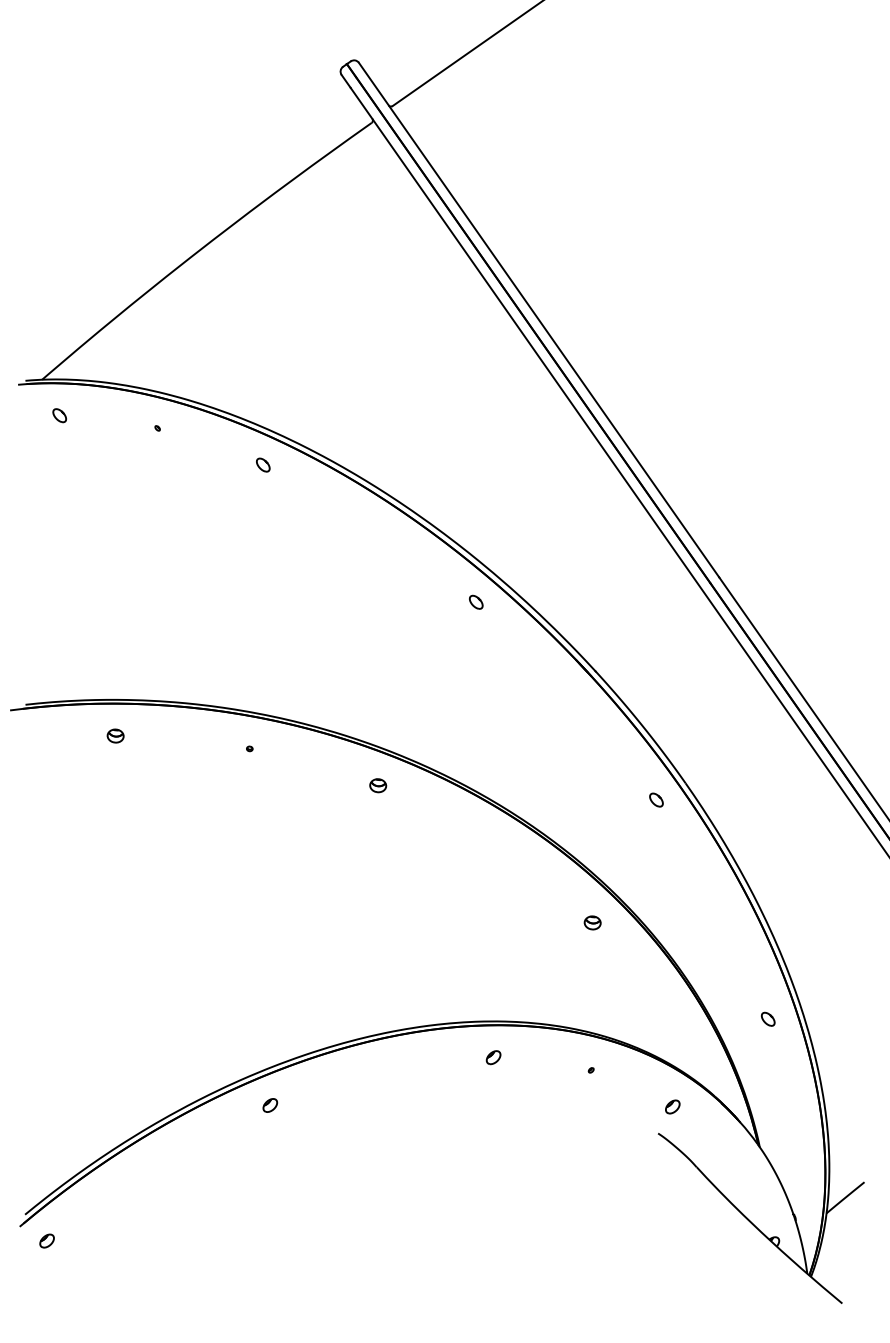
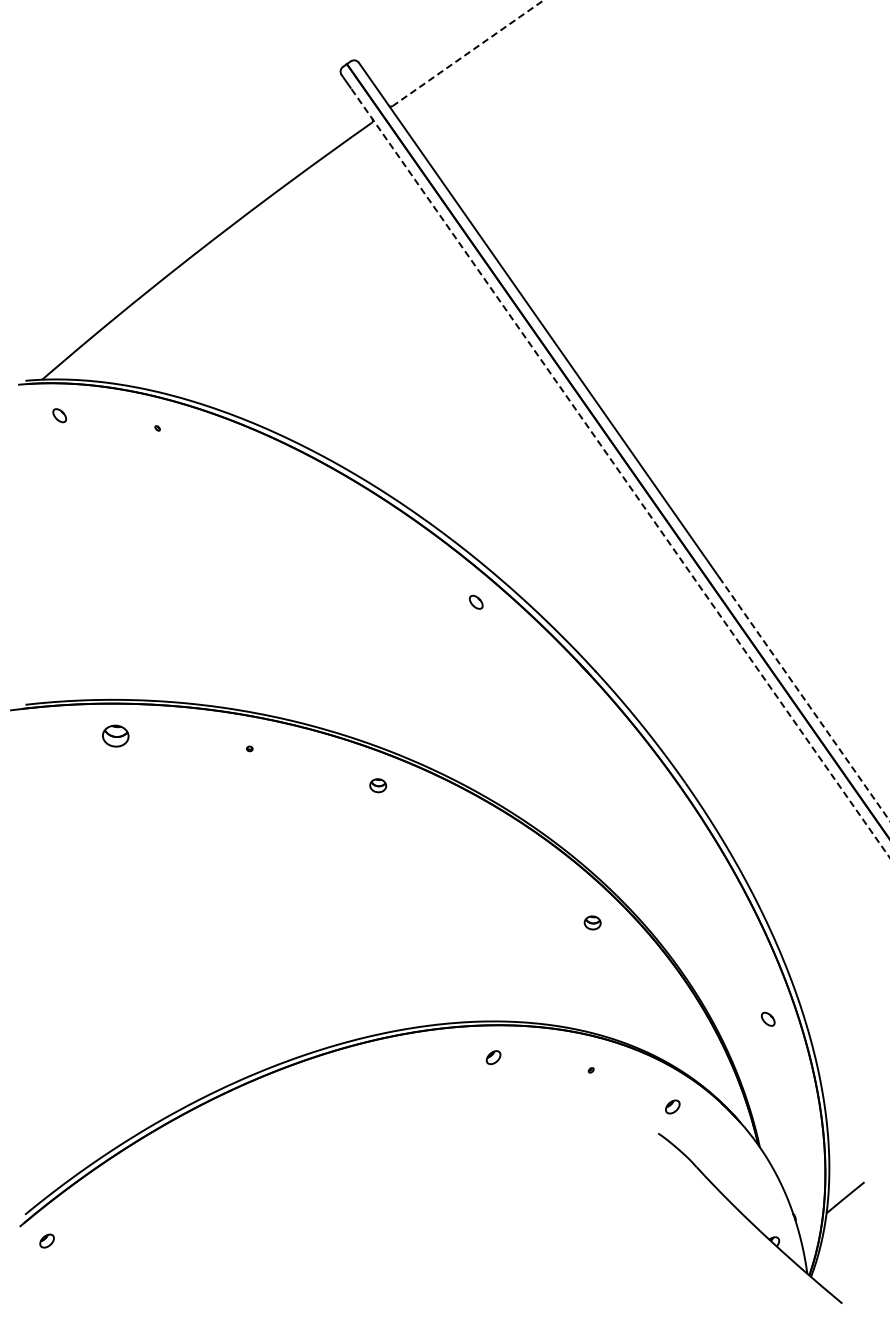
line: solid -> dashed (468, 53)
part: present -> none (263, 464)
line: solid -> dashed (620, 472)
line: solid -> dashed (804, 699)
part size: 19x16 px -> 28x24 px (115, 735)
part: present -> none (656, 799)
part: present -> none (270, 1105)
